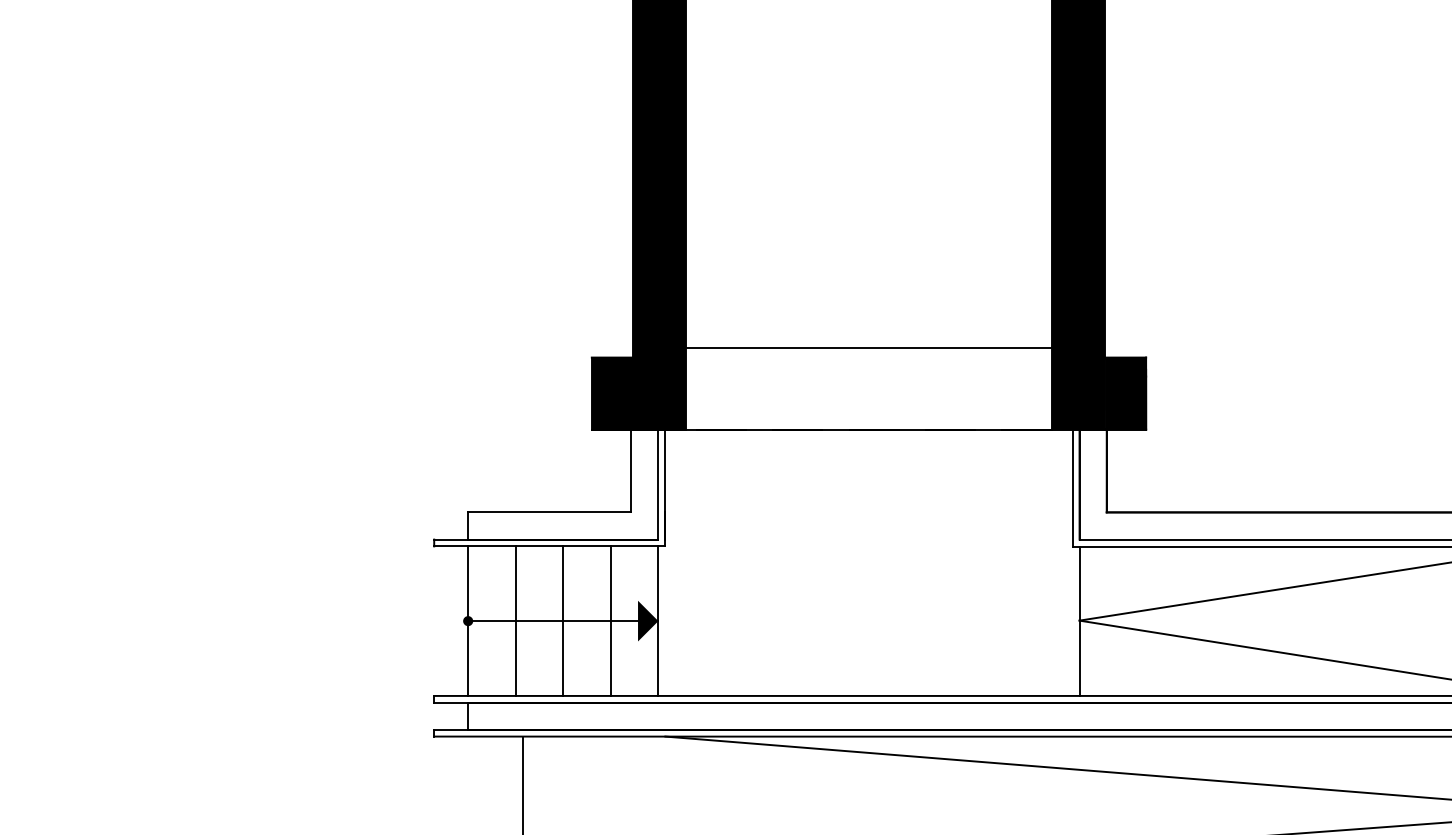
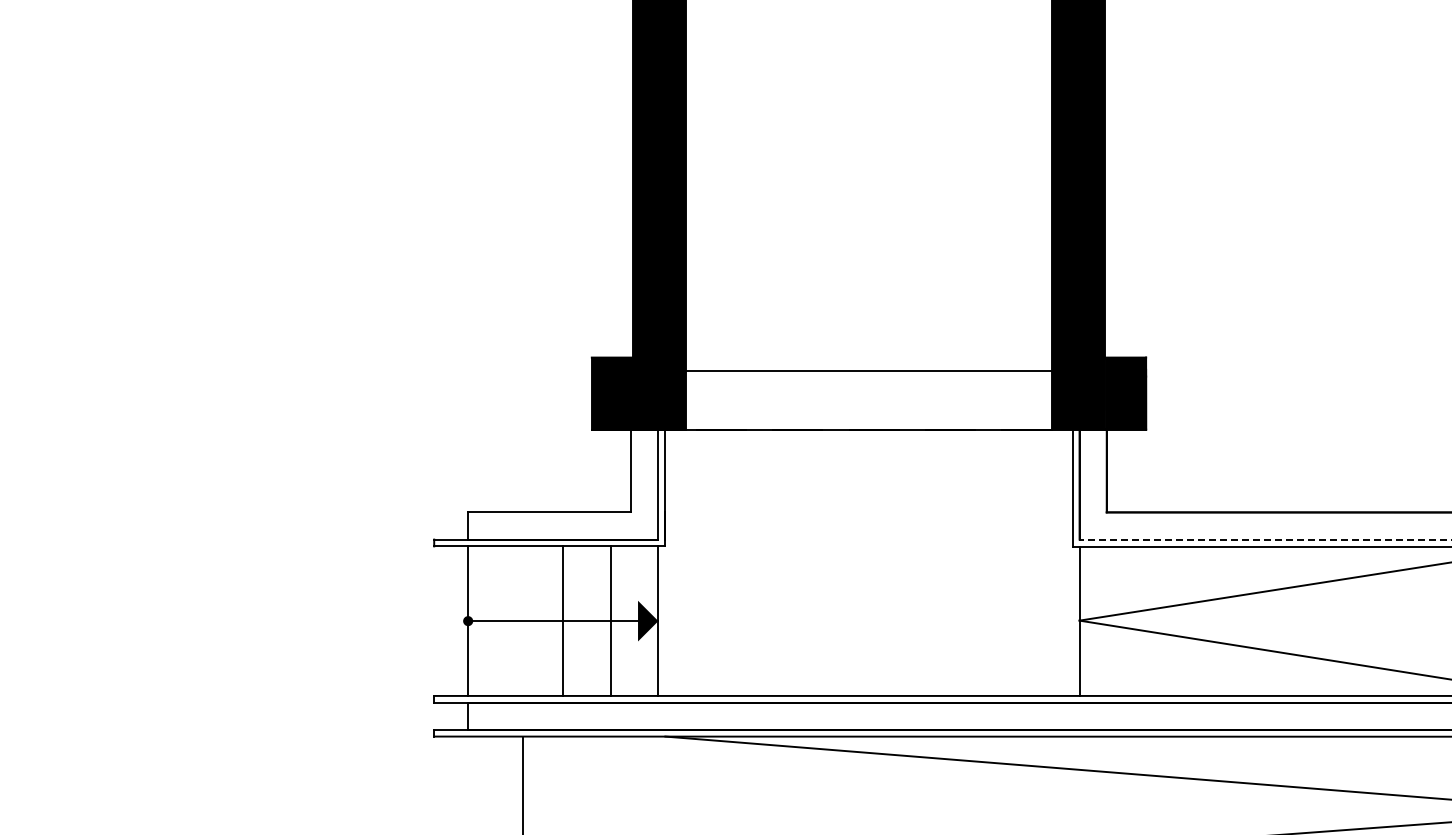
line position: (868, 348) -> (868, 371) (868, 371)
line: solid -> dashed (1265, 539)
line: present -> none (515, 620)
